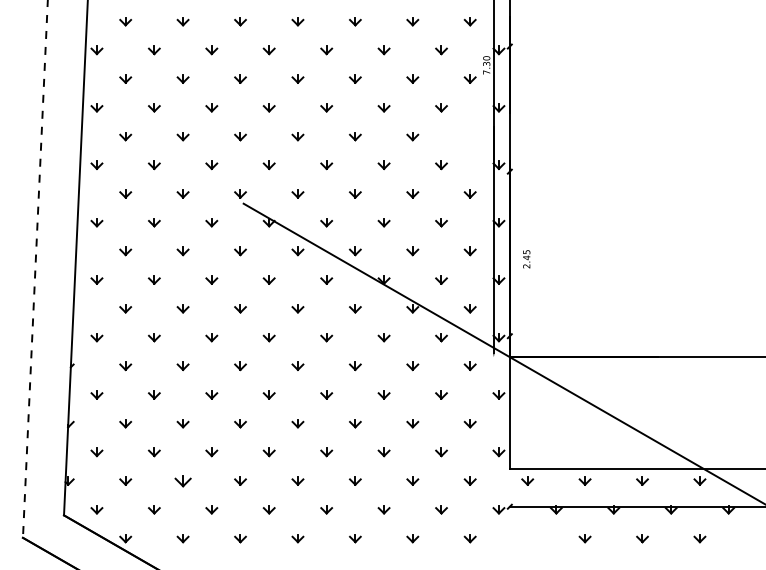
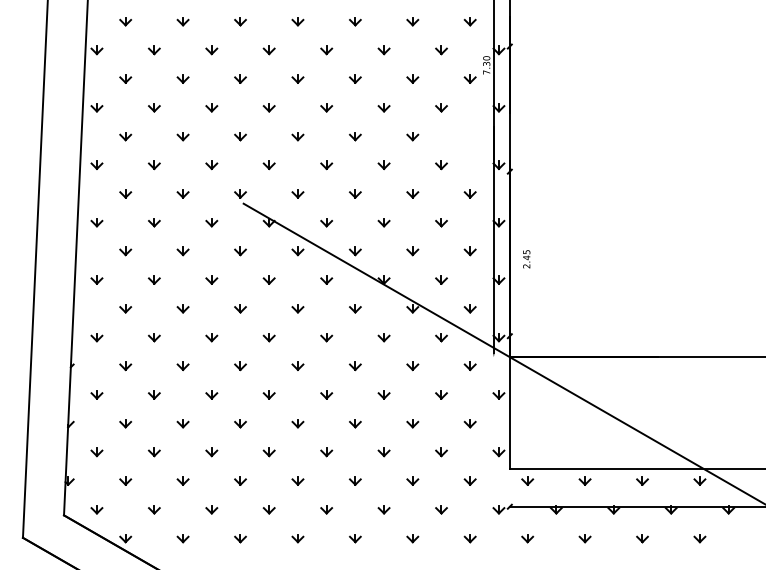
line: dashed -> solid (35, 269)
part size: 18x13 px -> 14x10 px (182, 480)
part: none -> present (527, 538)
